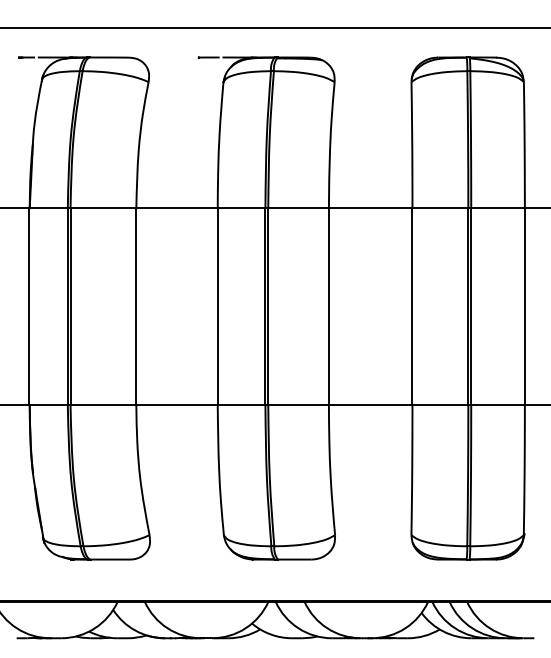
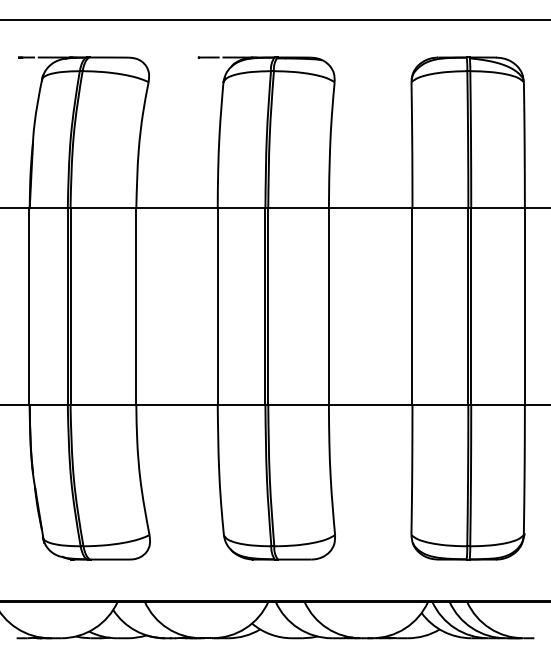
line position: (274, 27) -> (274, 19) (274, 19)
